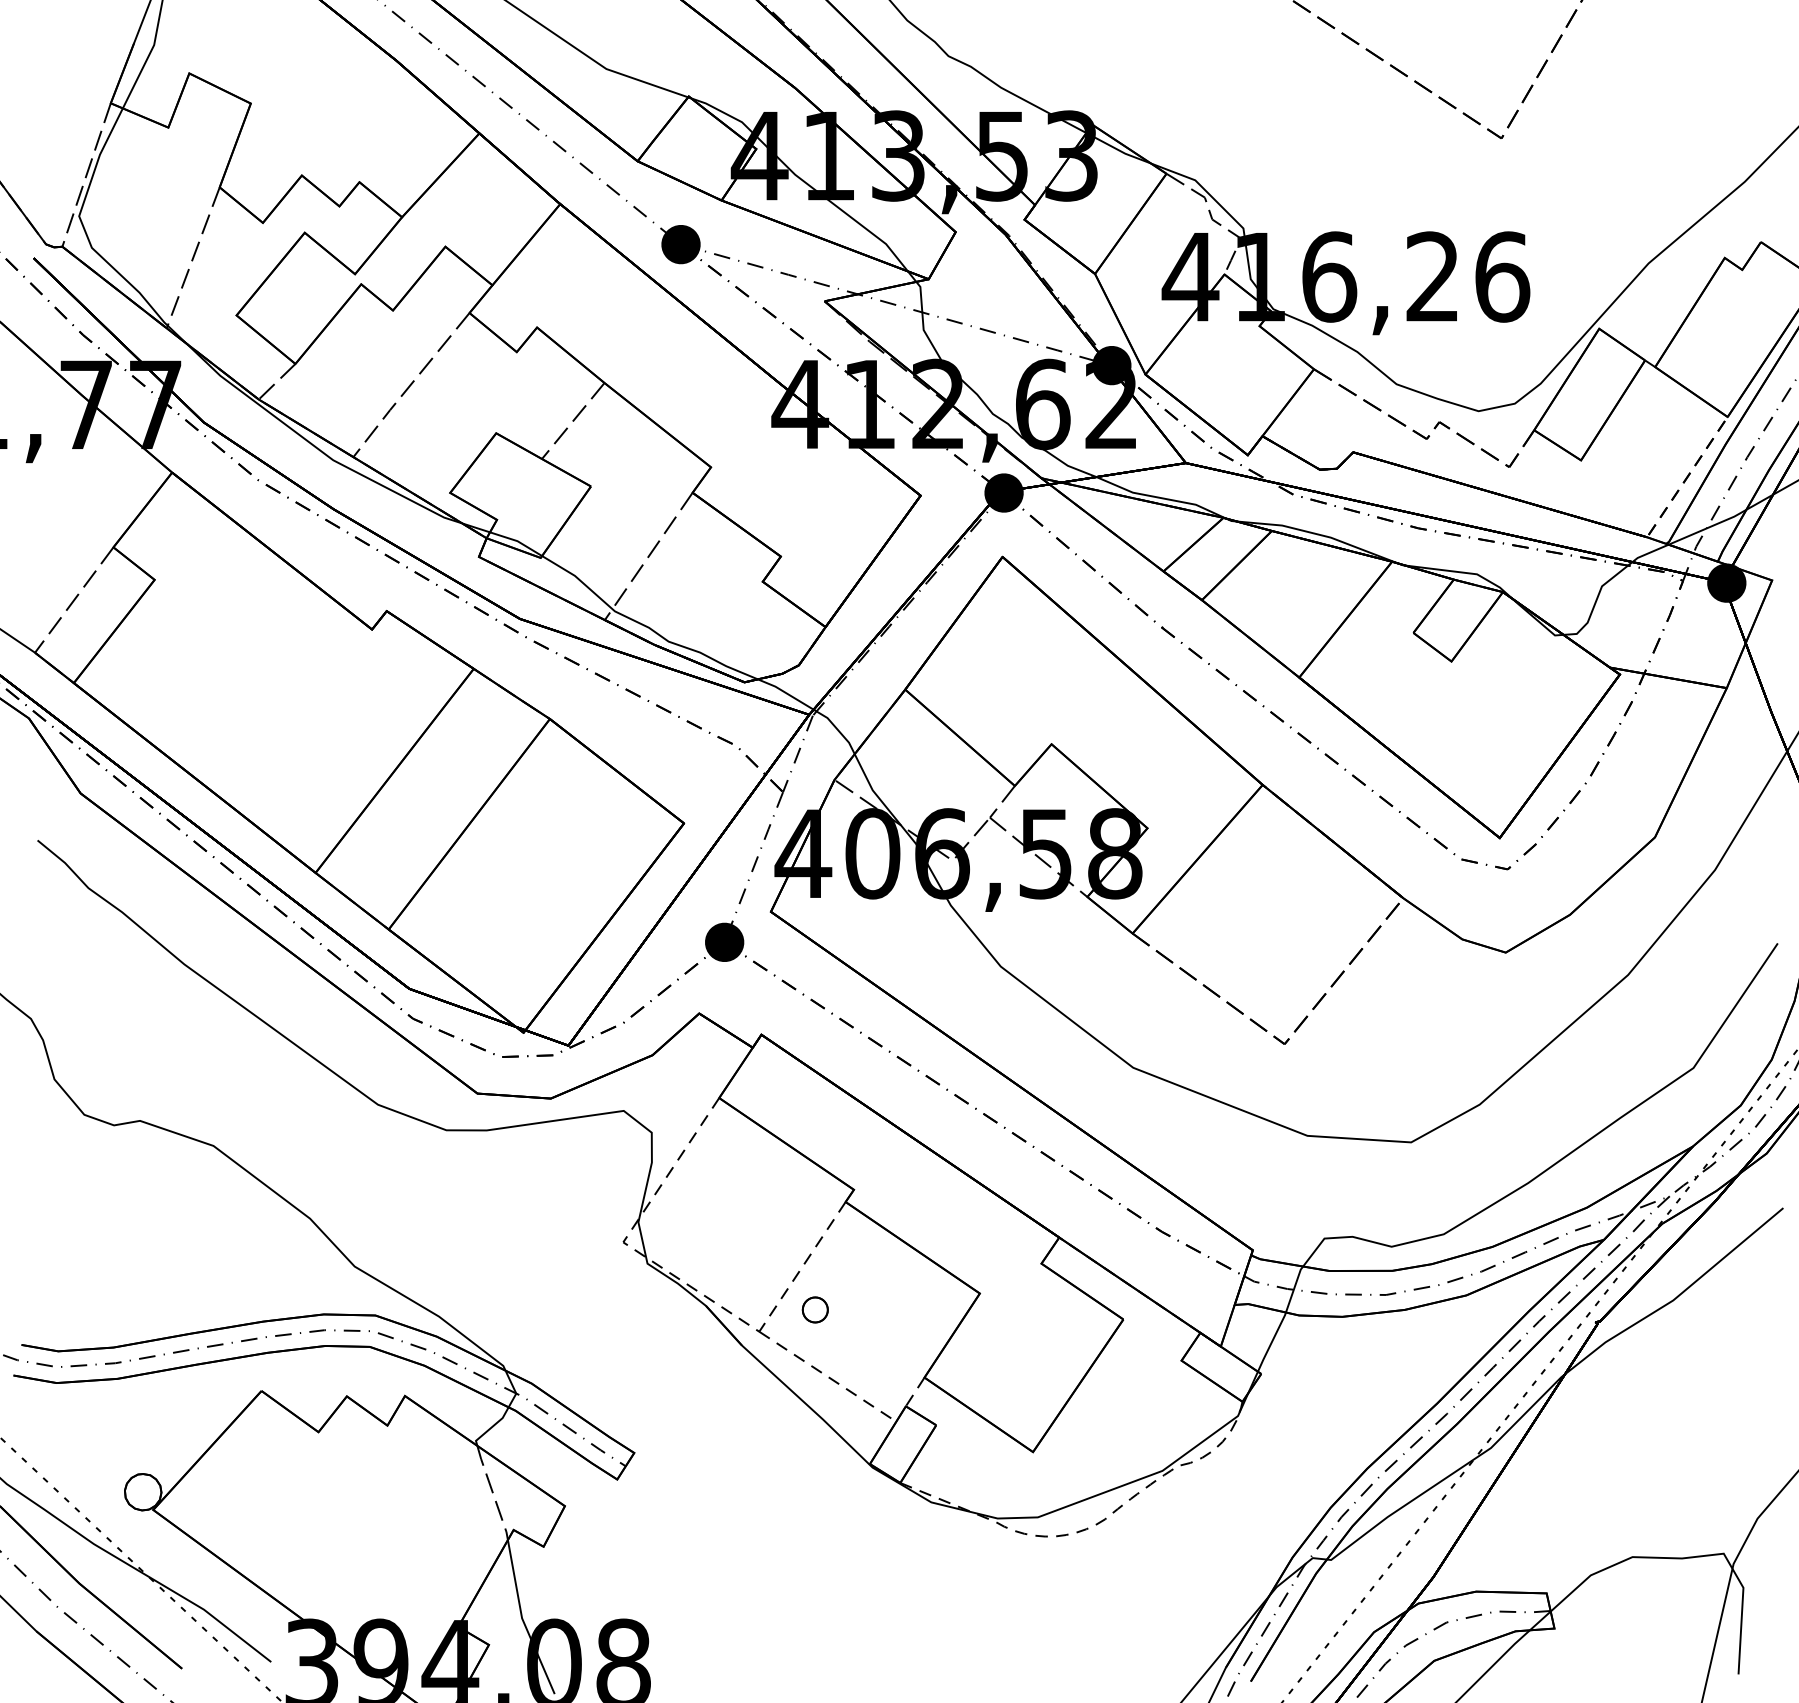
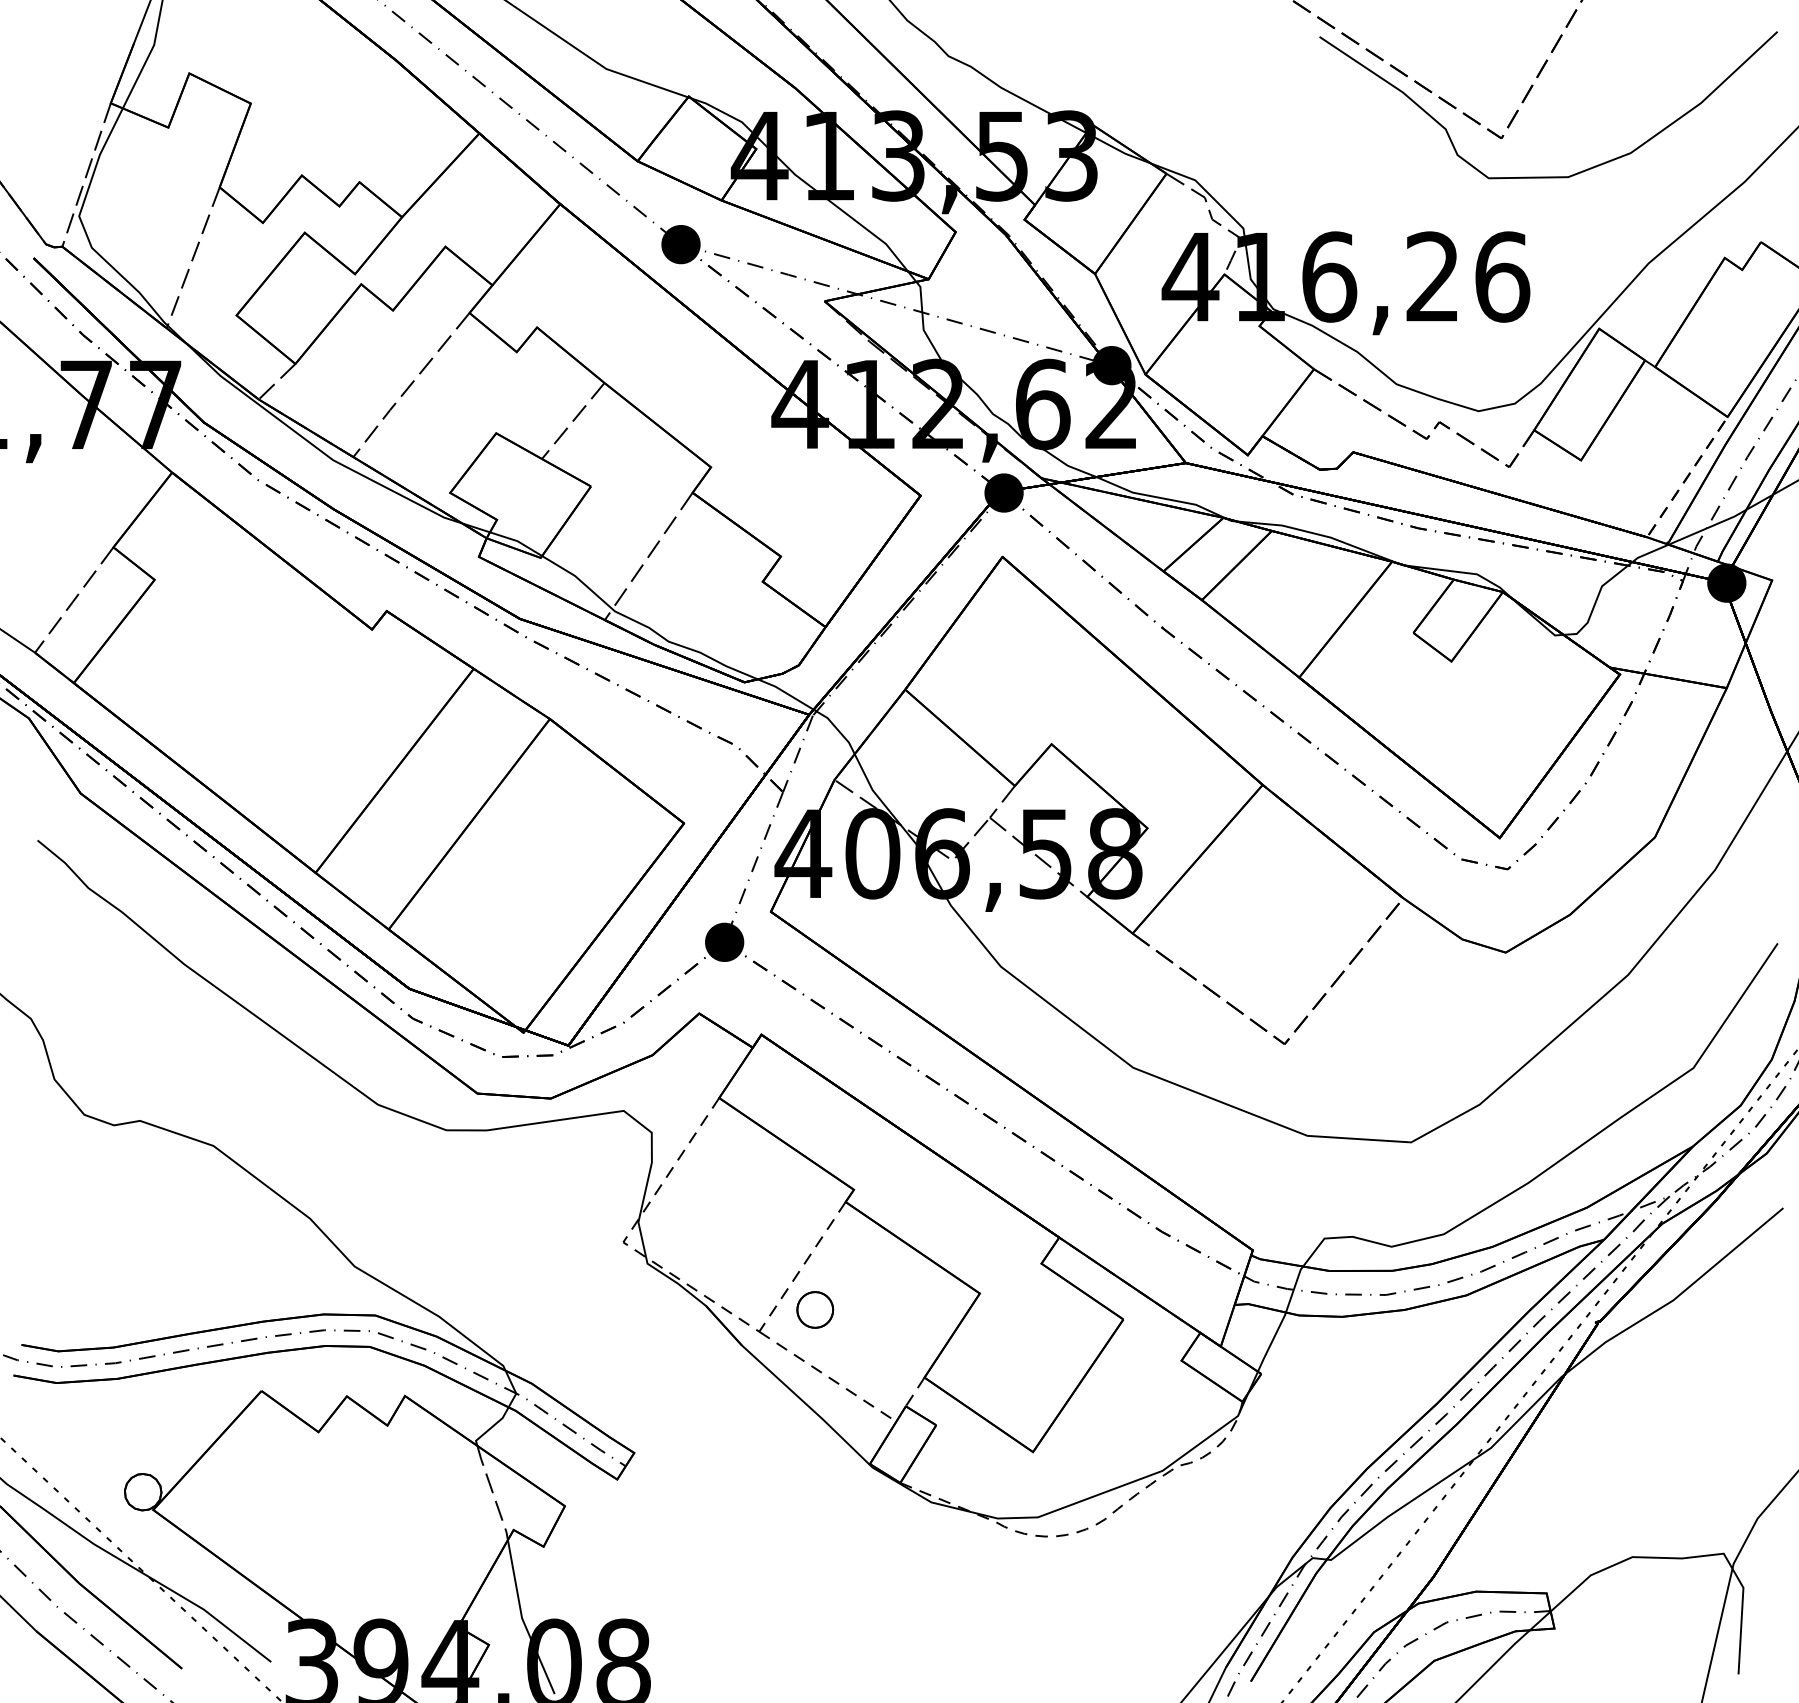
curve: none -> present (1548, 176)
part size: 28x28 px -> 39x38 px (815, 1309)
